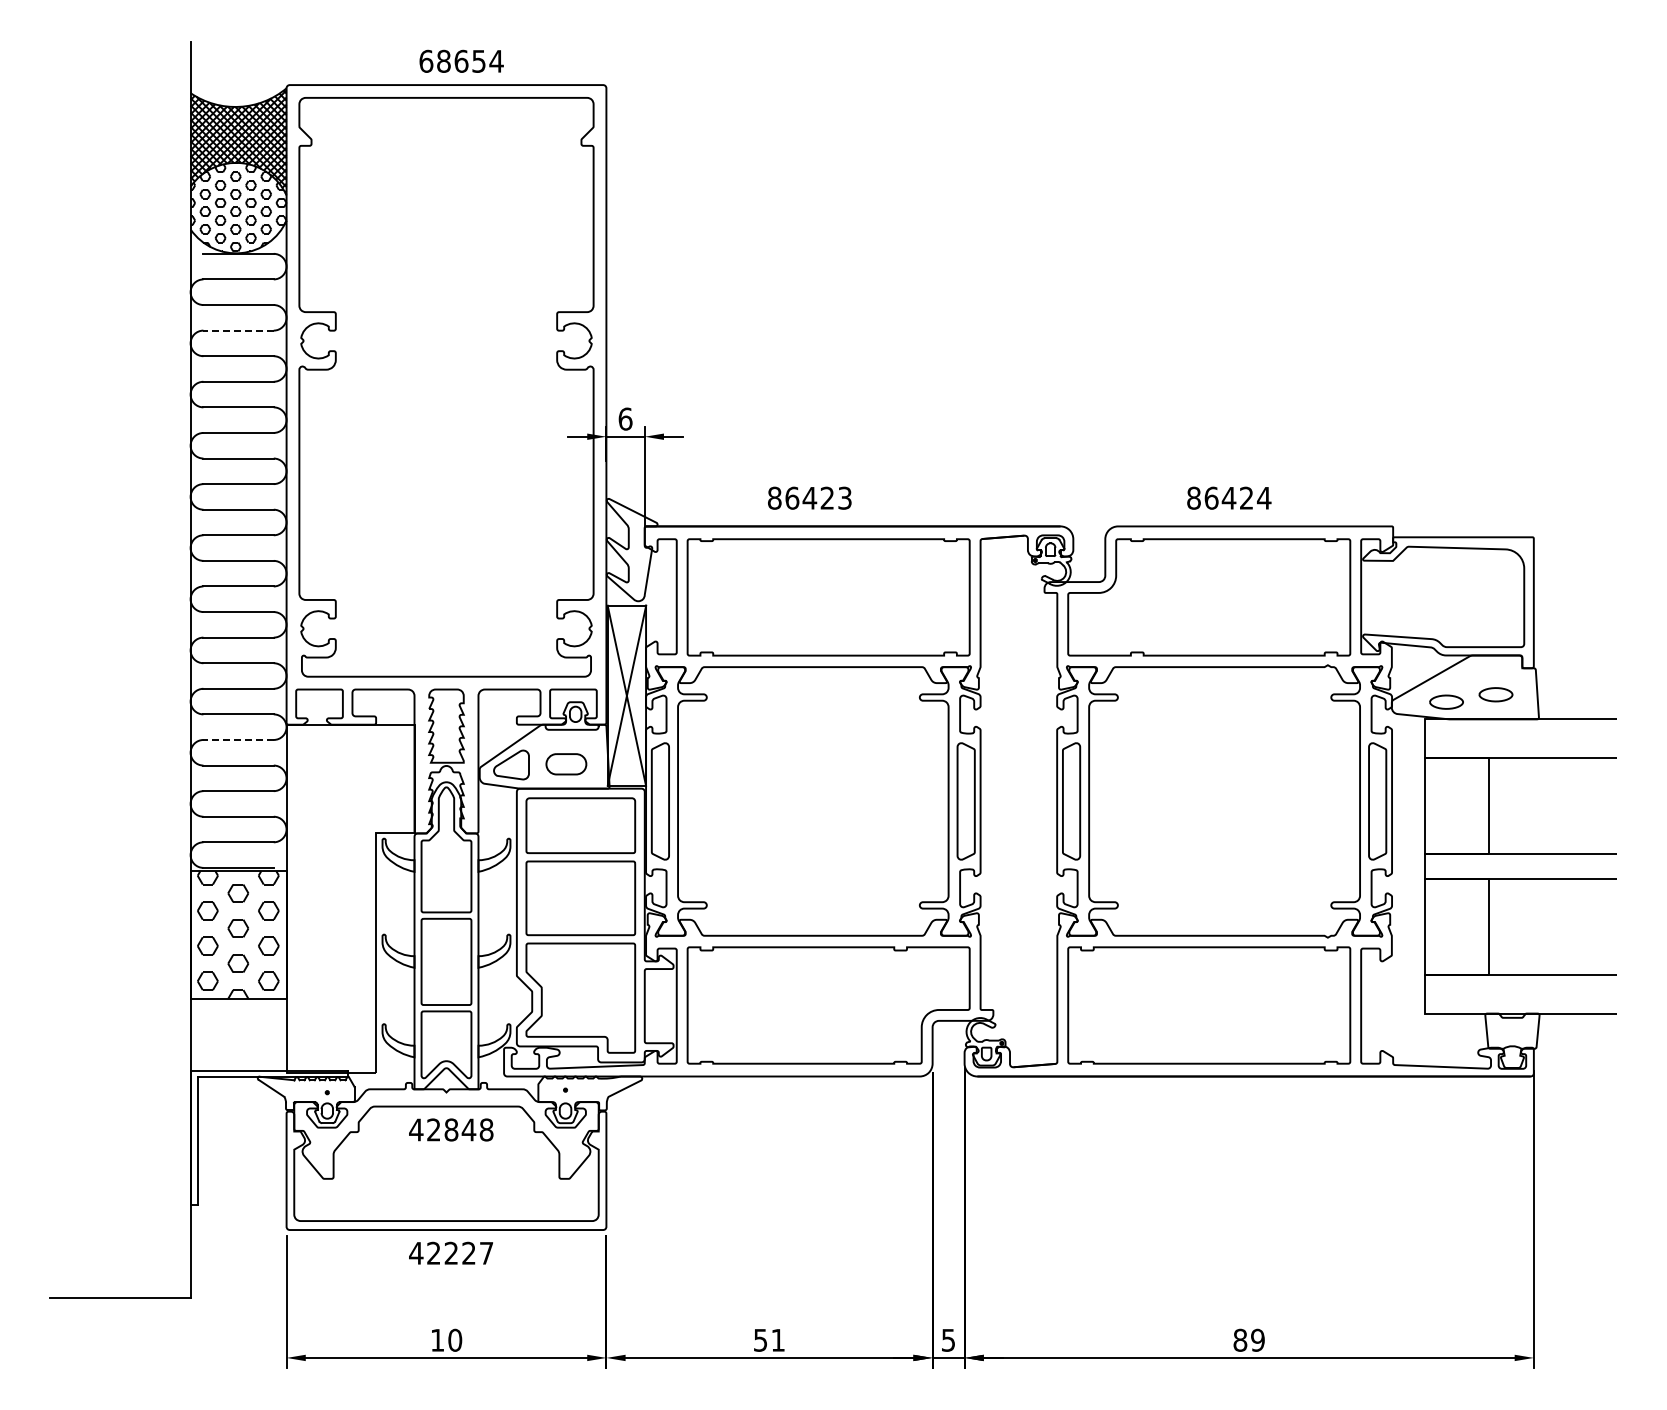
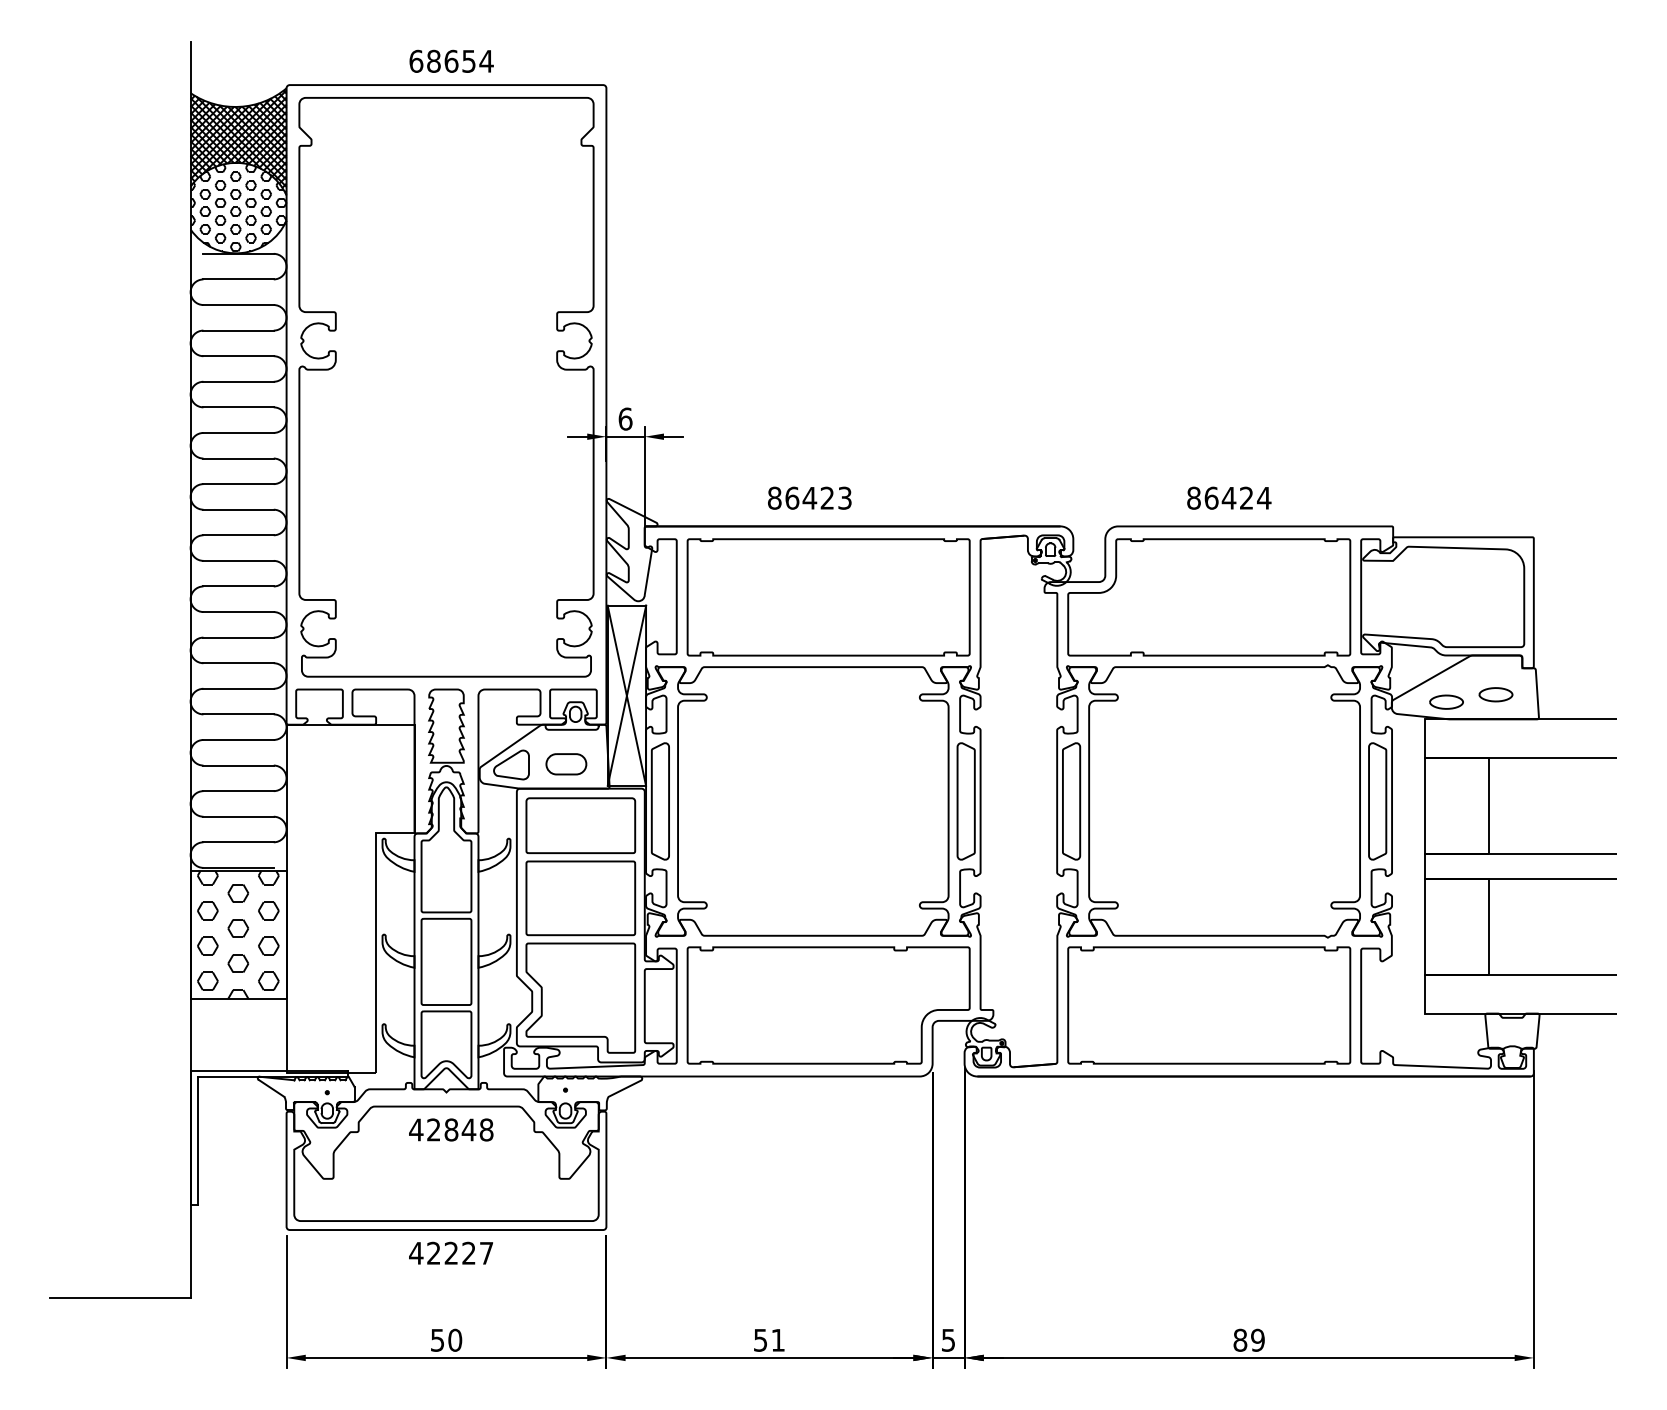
text position: (461, 60) -> (451, 60) (451, 60)
line: dashed -> solid (238, 330)
line: dashed -> solid (238, 739)
text: 10 -> 50 (437, 1340)
